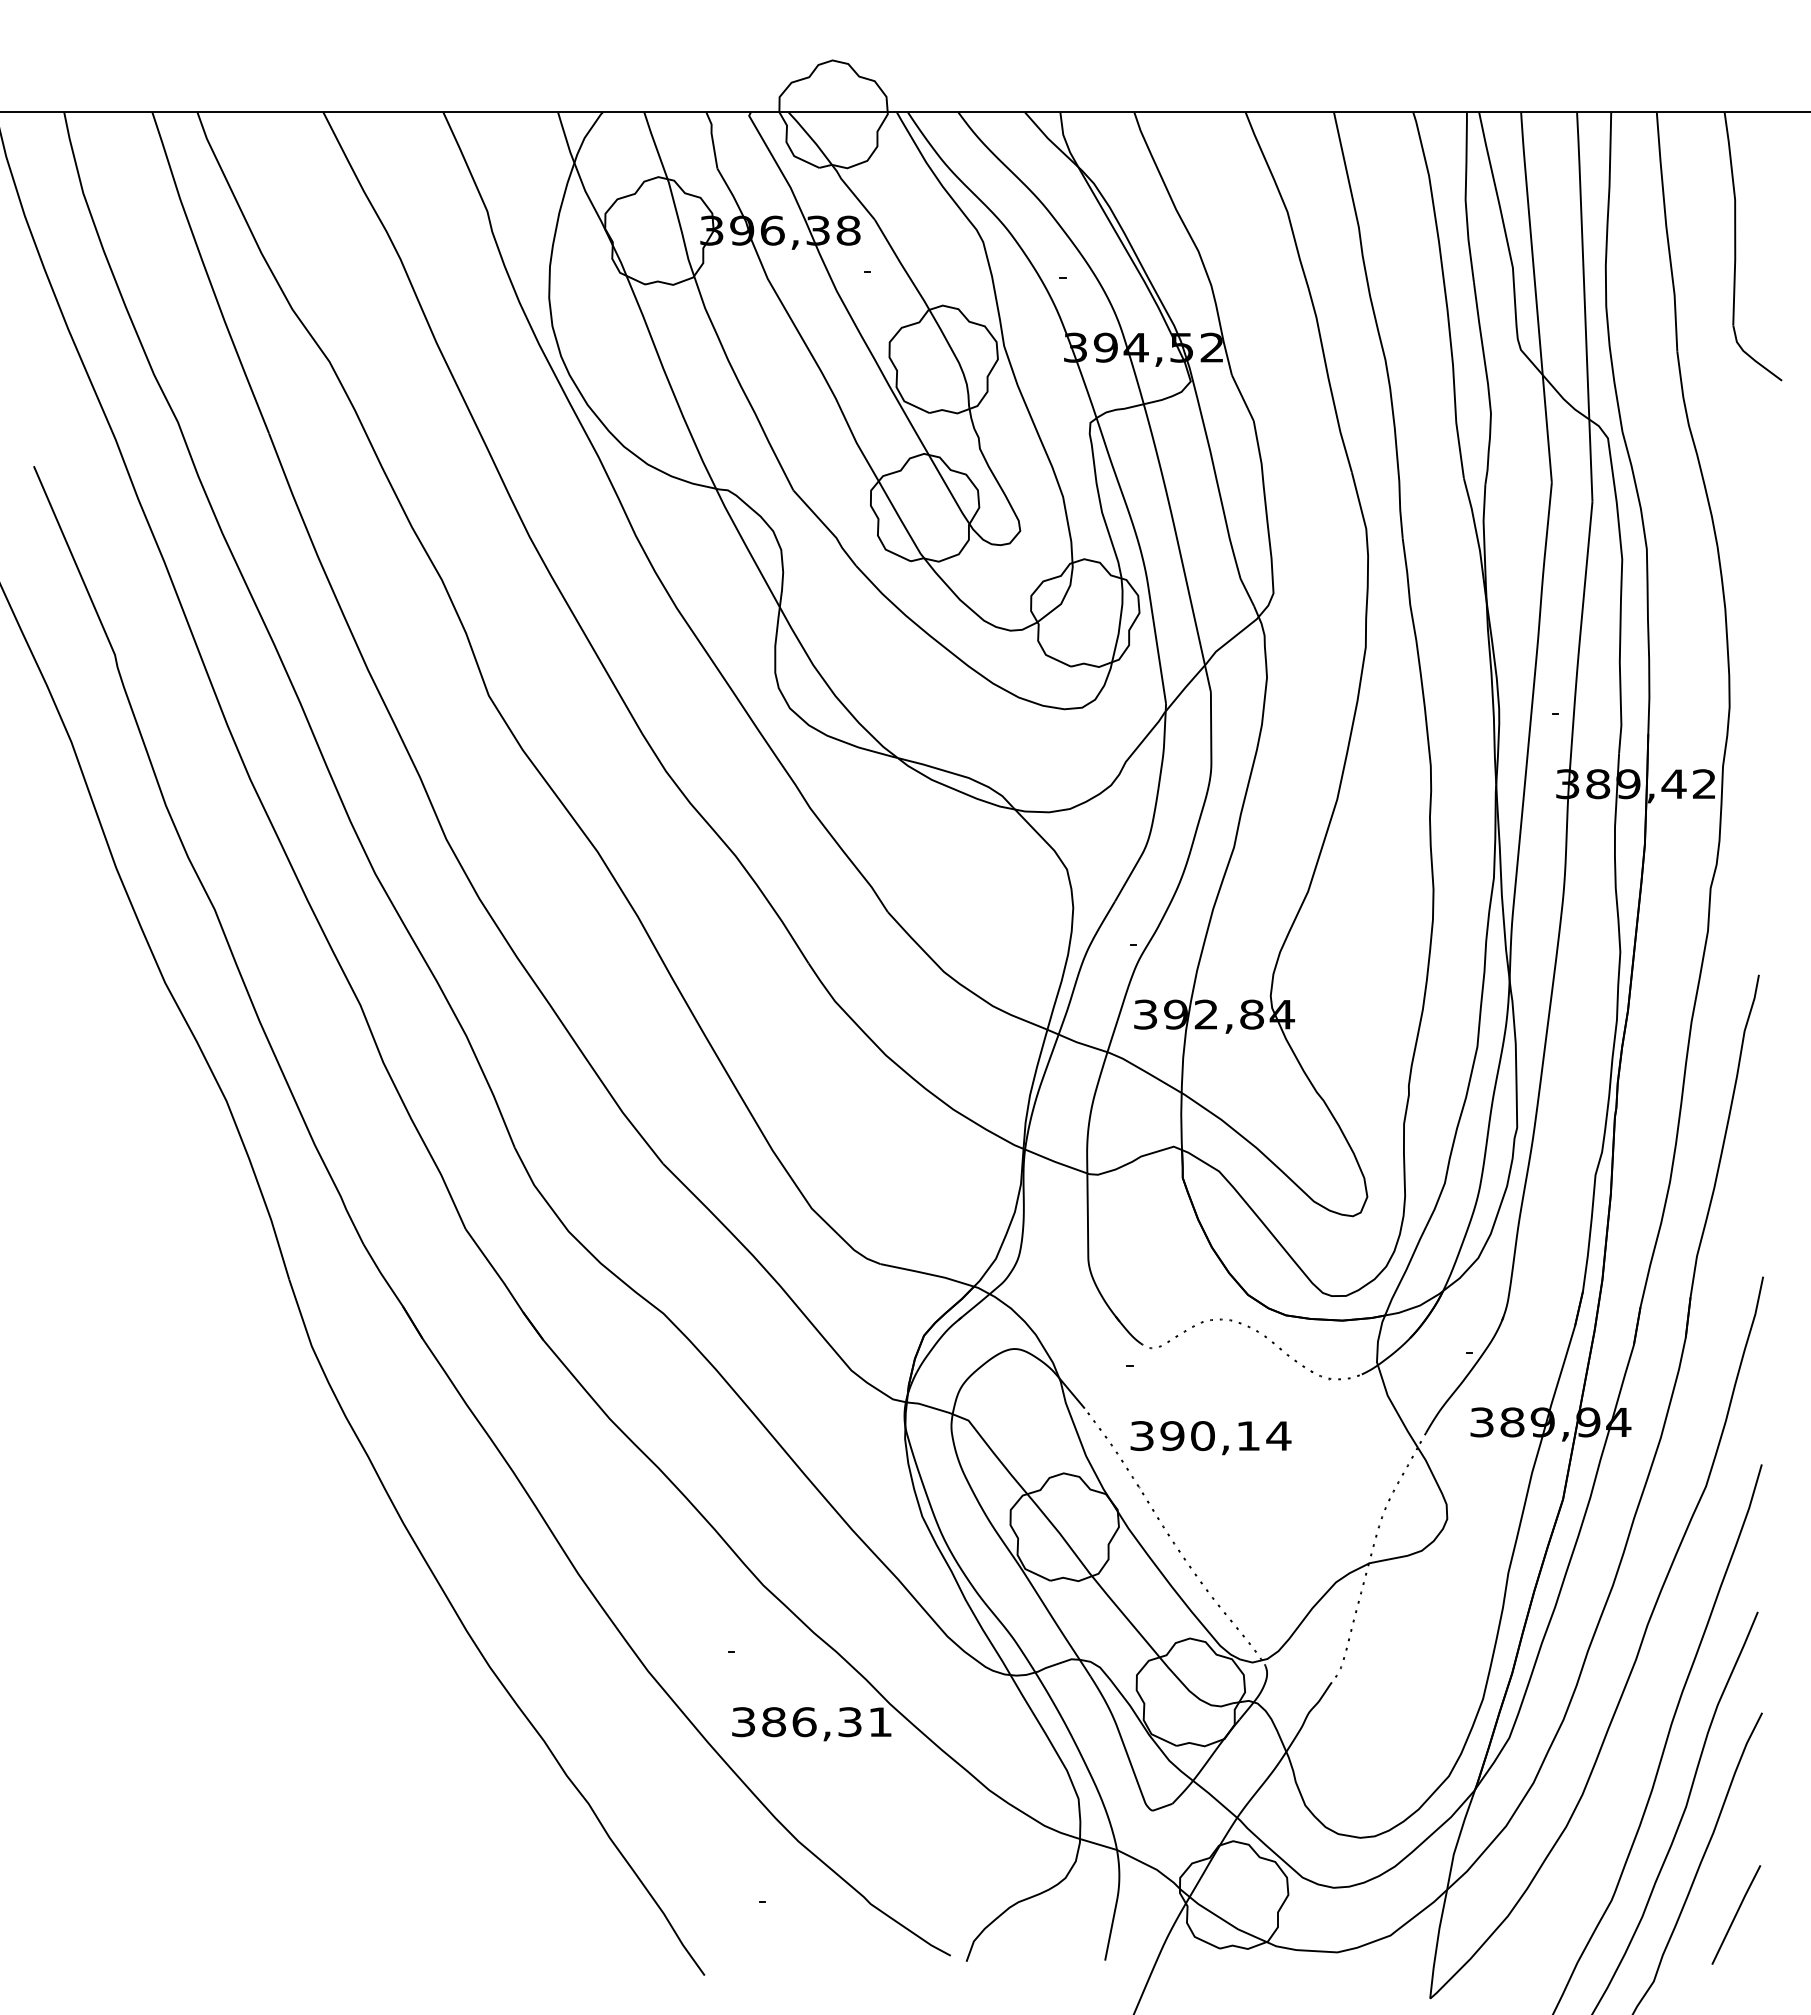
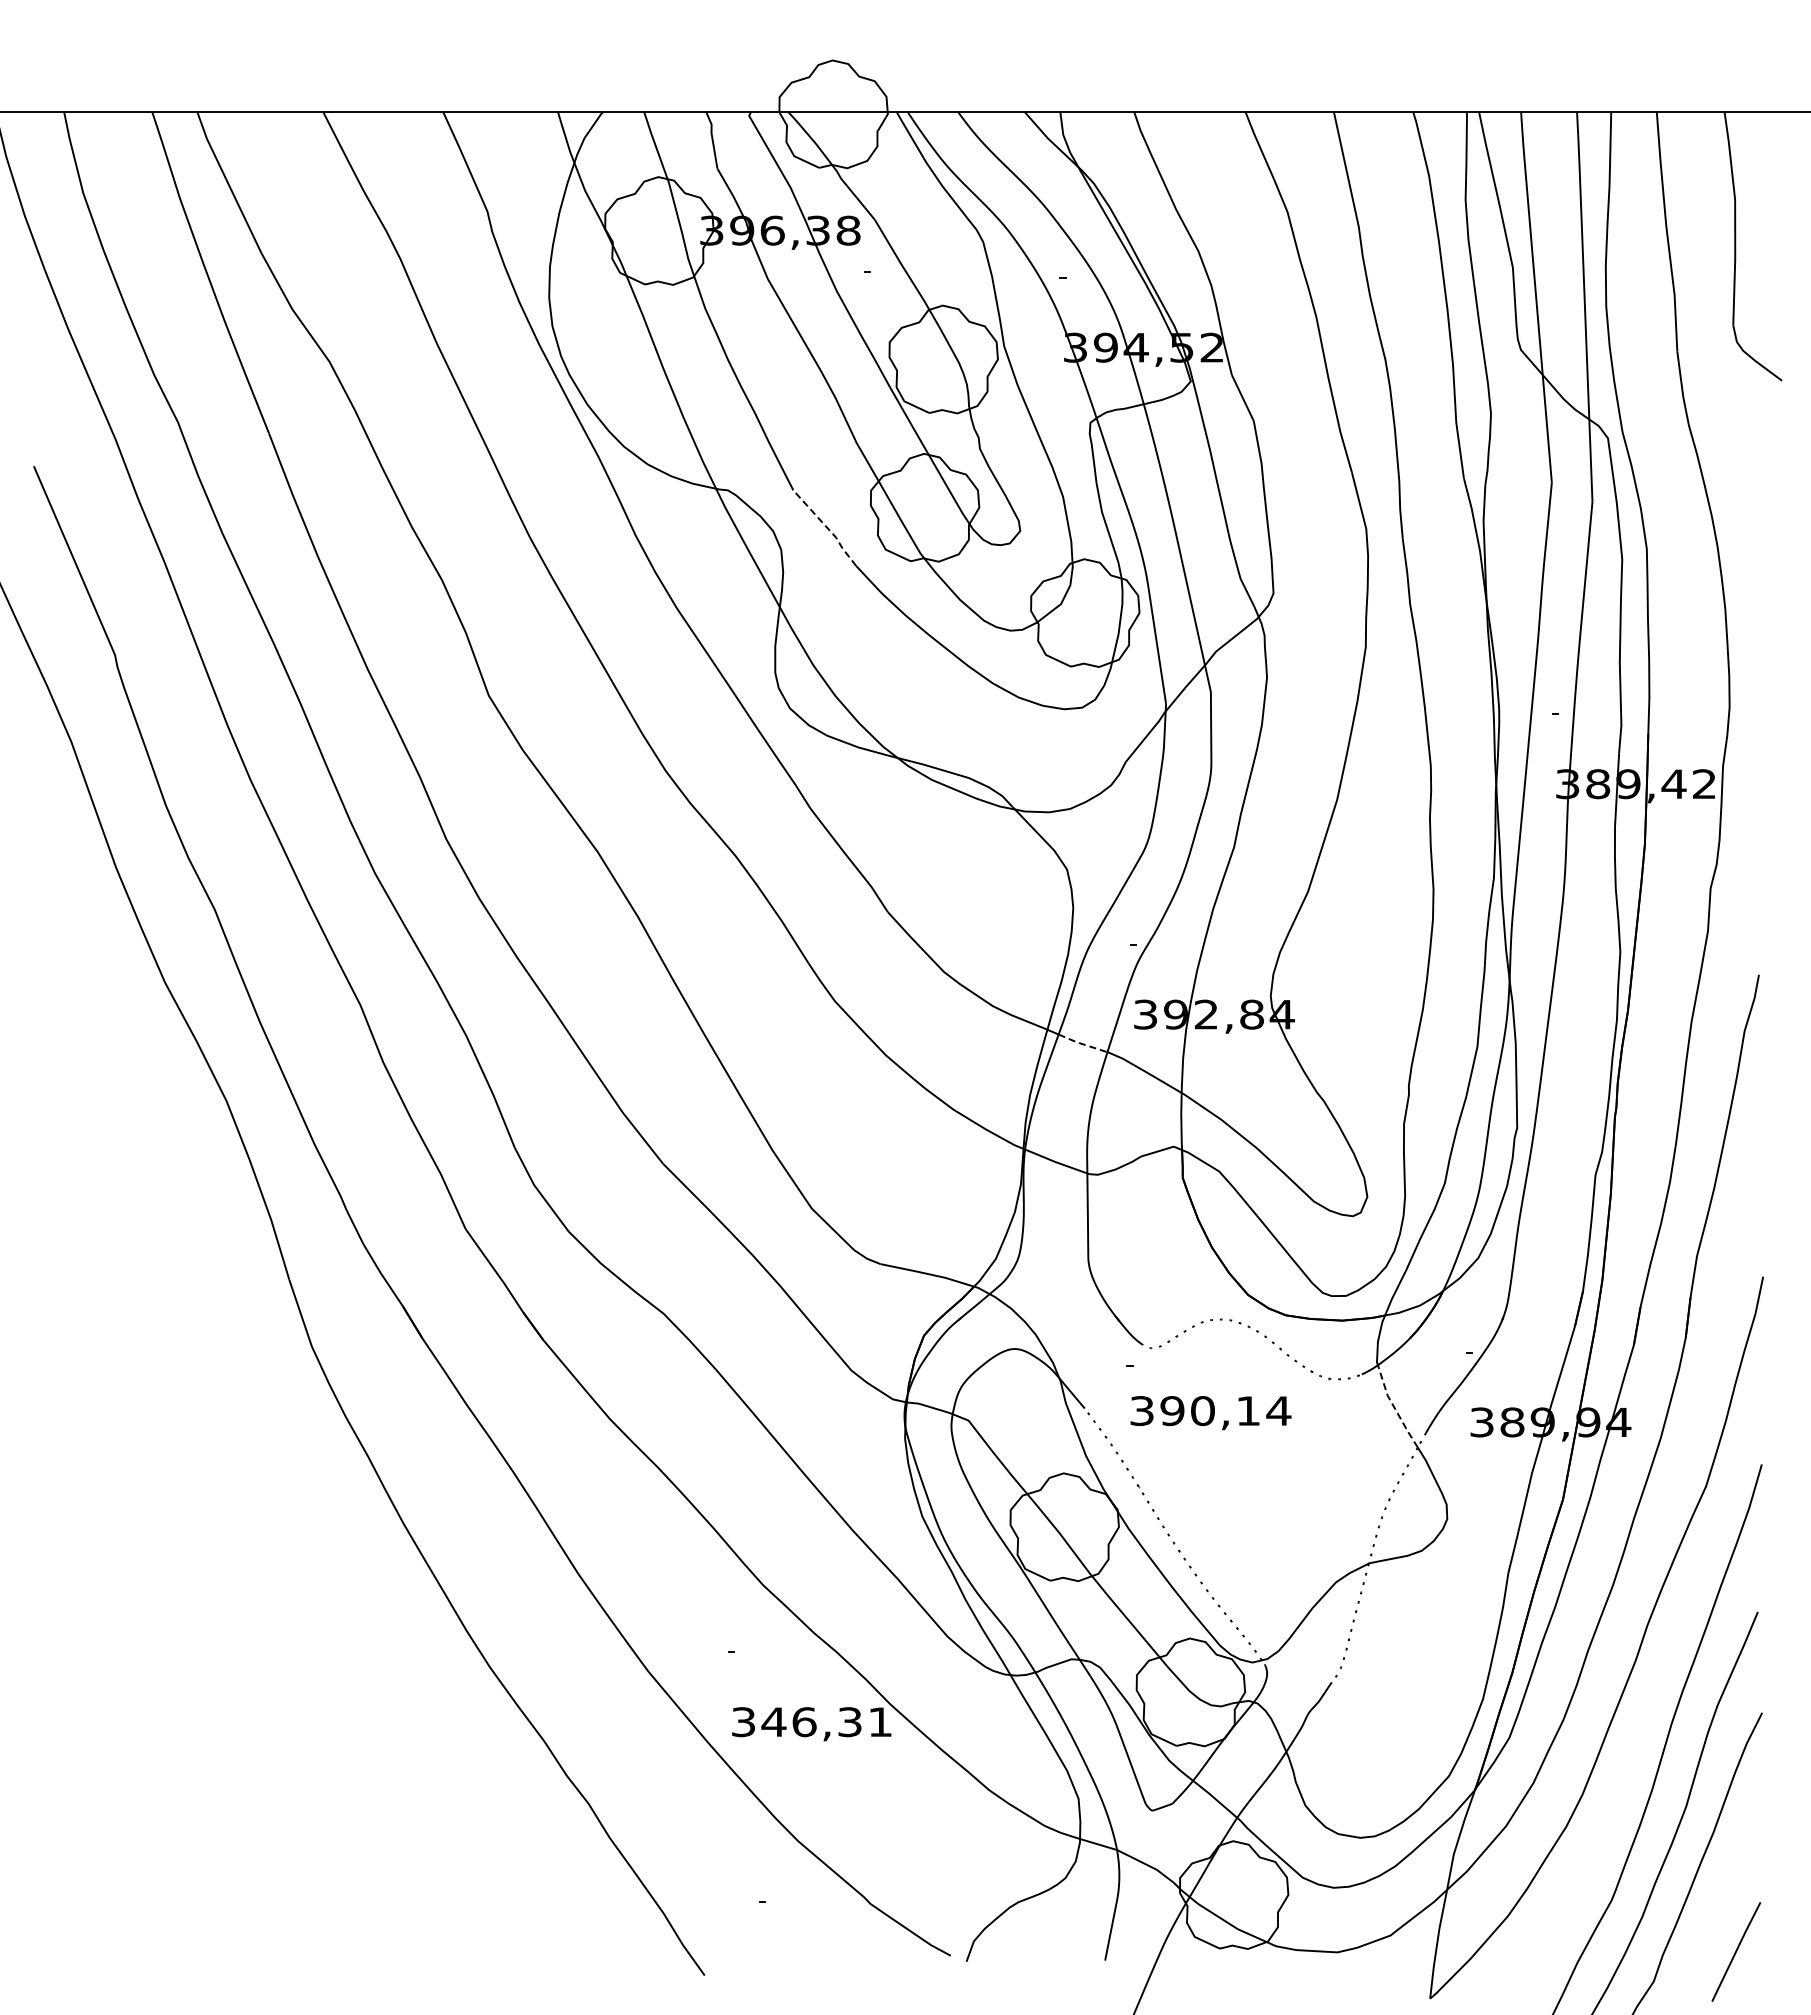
line: solid -> dashed (827, 527)
line: solid -> dashed (1082, 1044)
line: solid -> dashed (1394, 1407)
text position: (1210, 1438) -> (1210, 1413) (1210, 1413)
text: 386,31 -> 346,31 (773, 1722)
line position: (1736, 1914) -> (1736, 1951) (1736, 1951)
